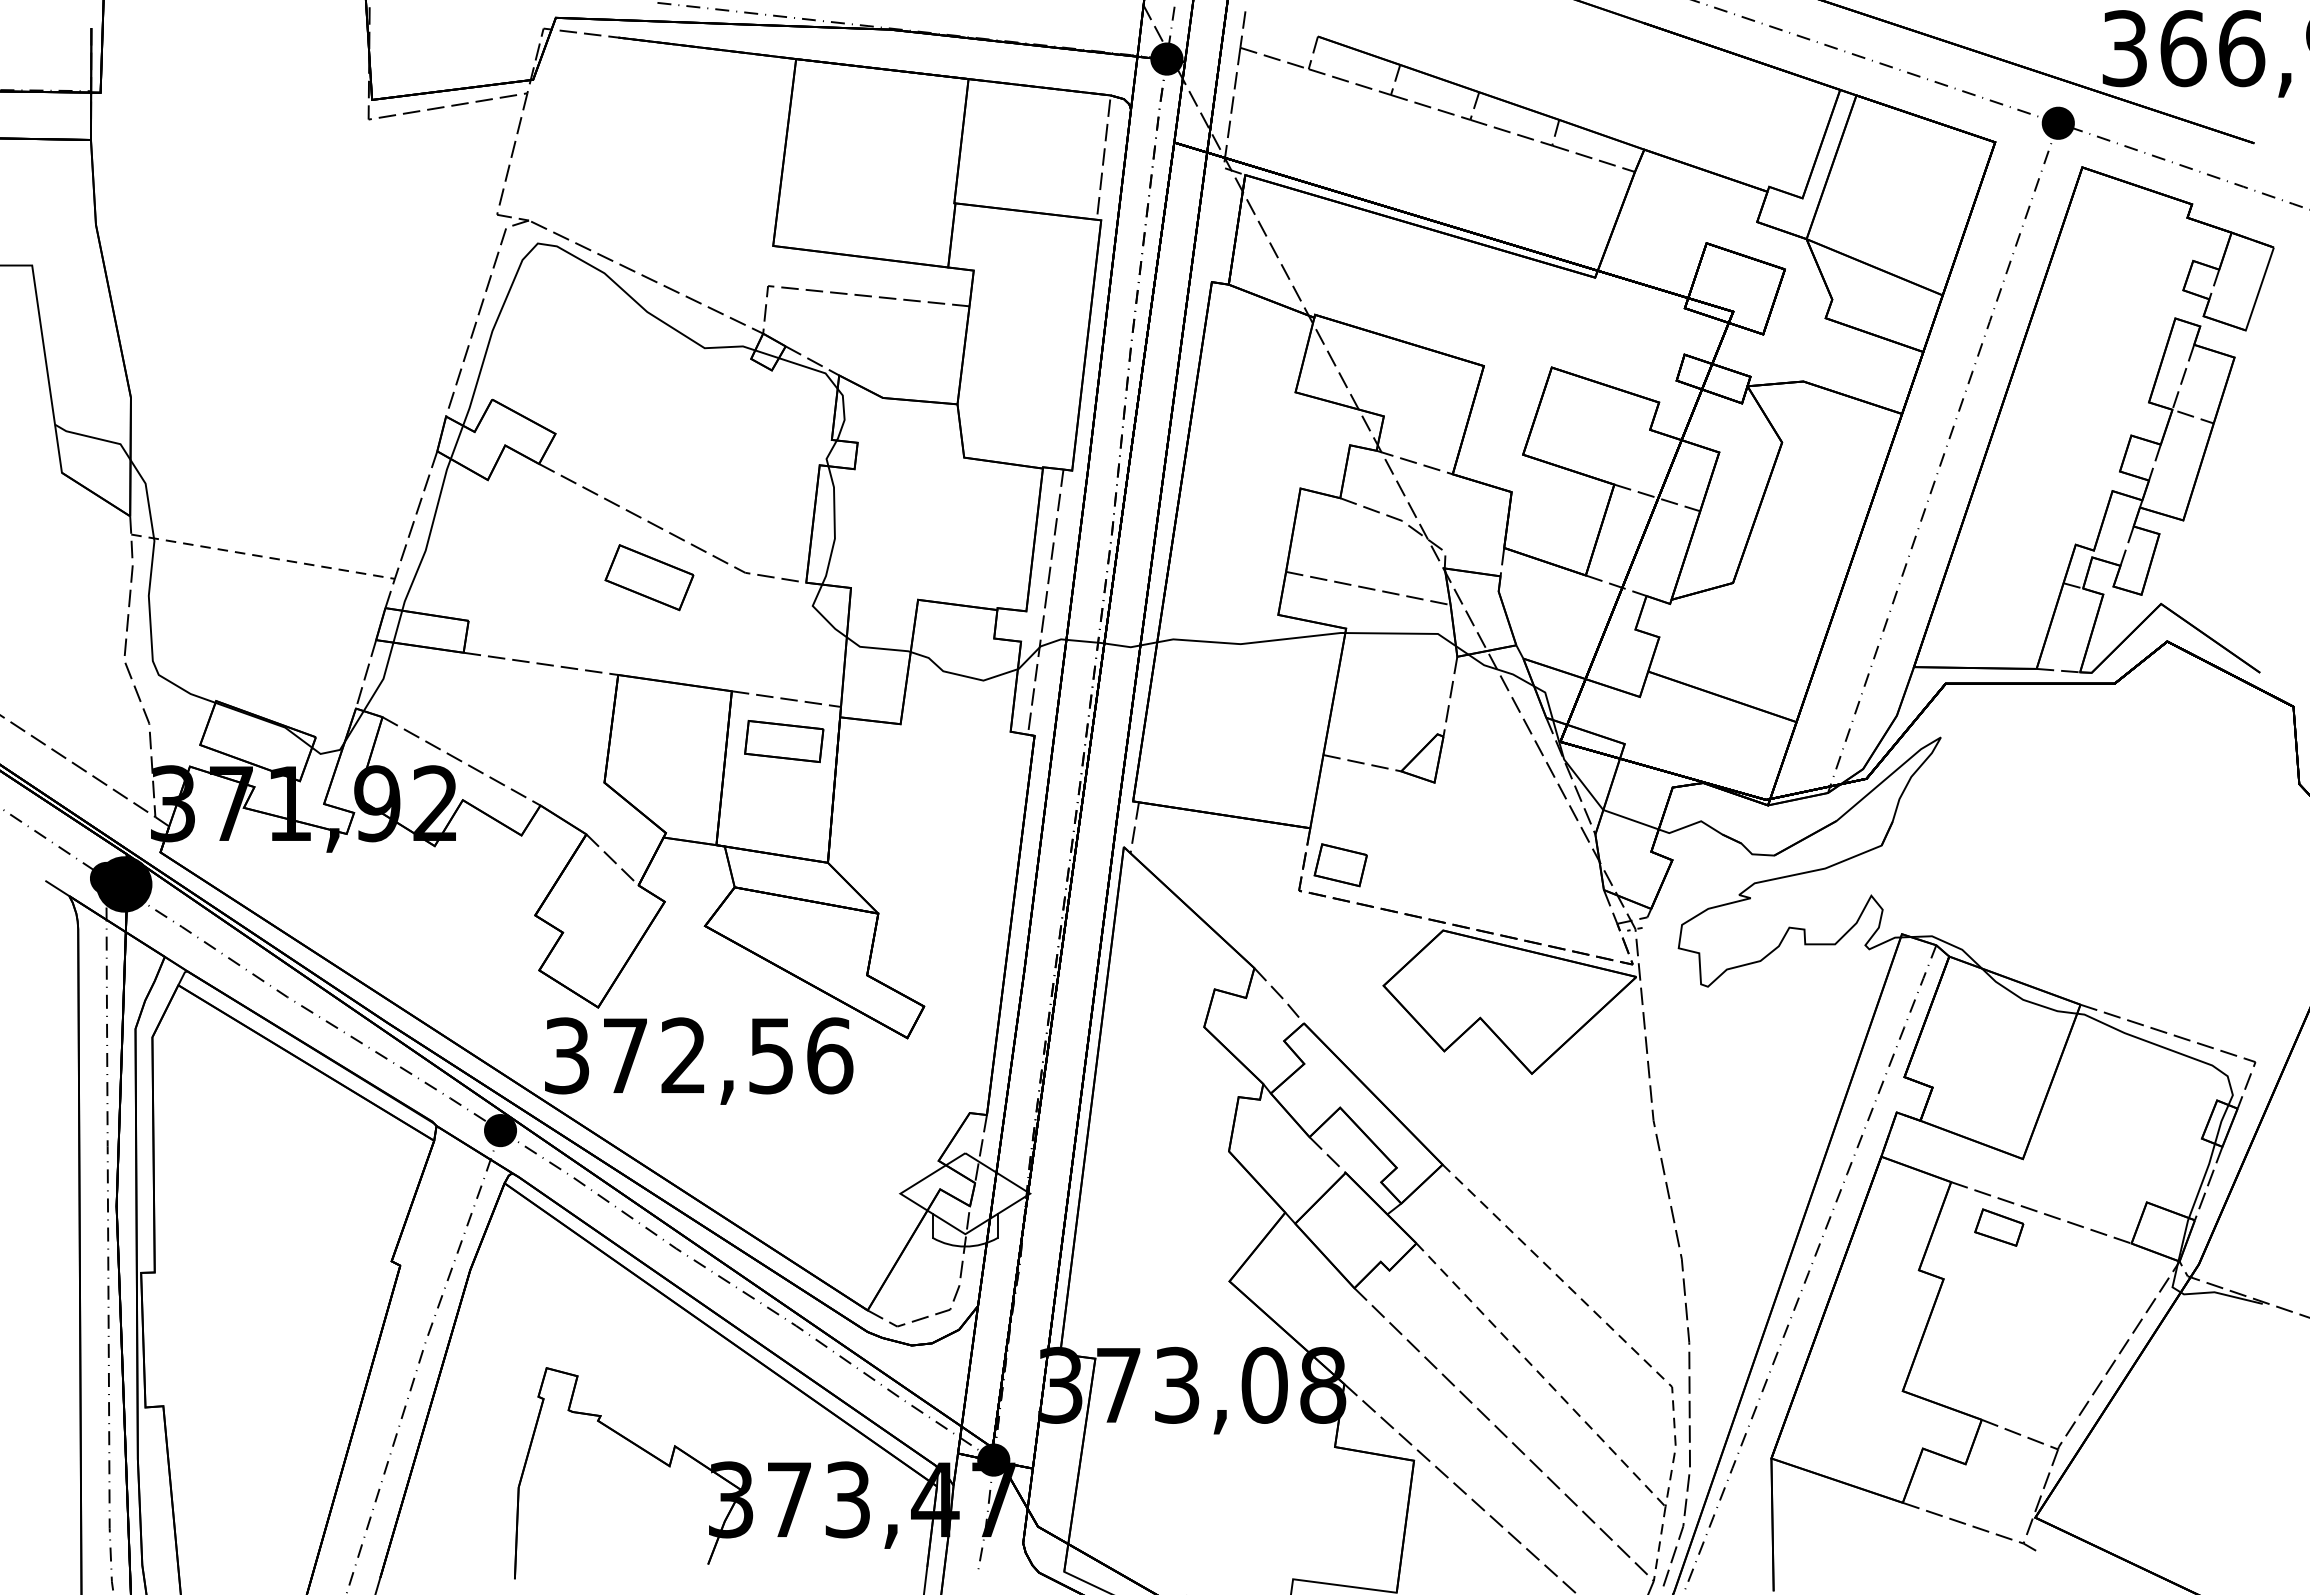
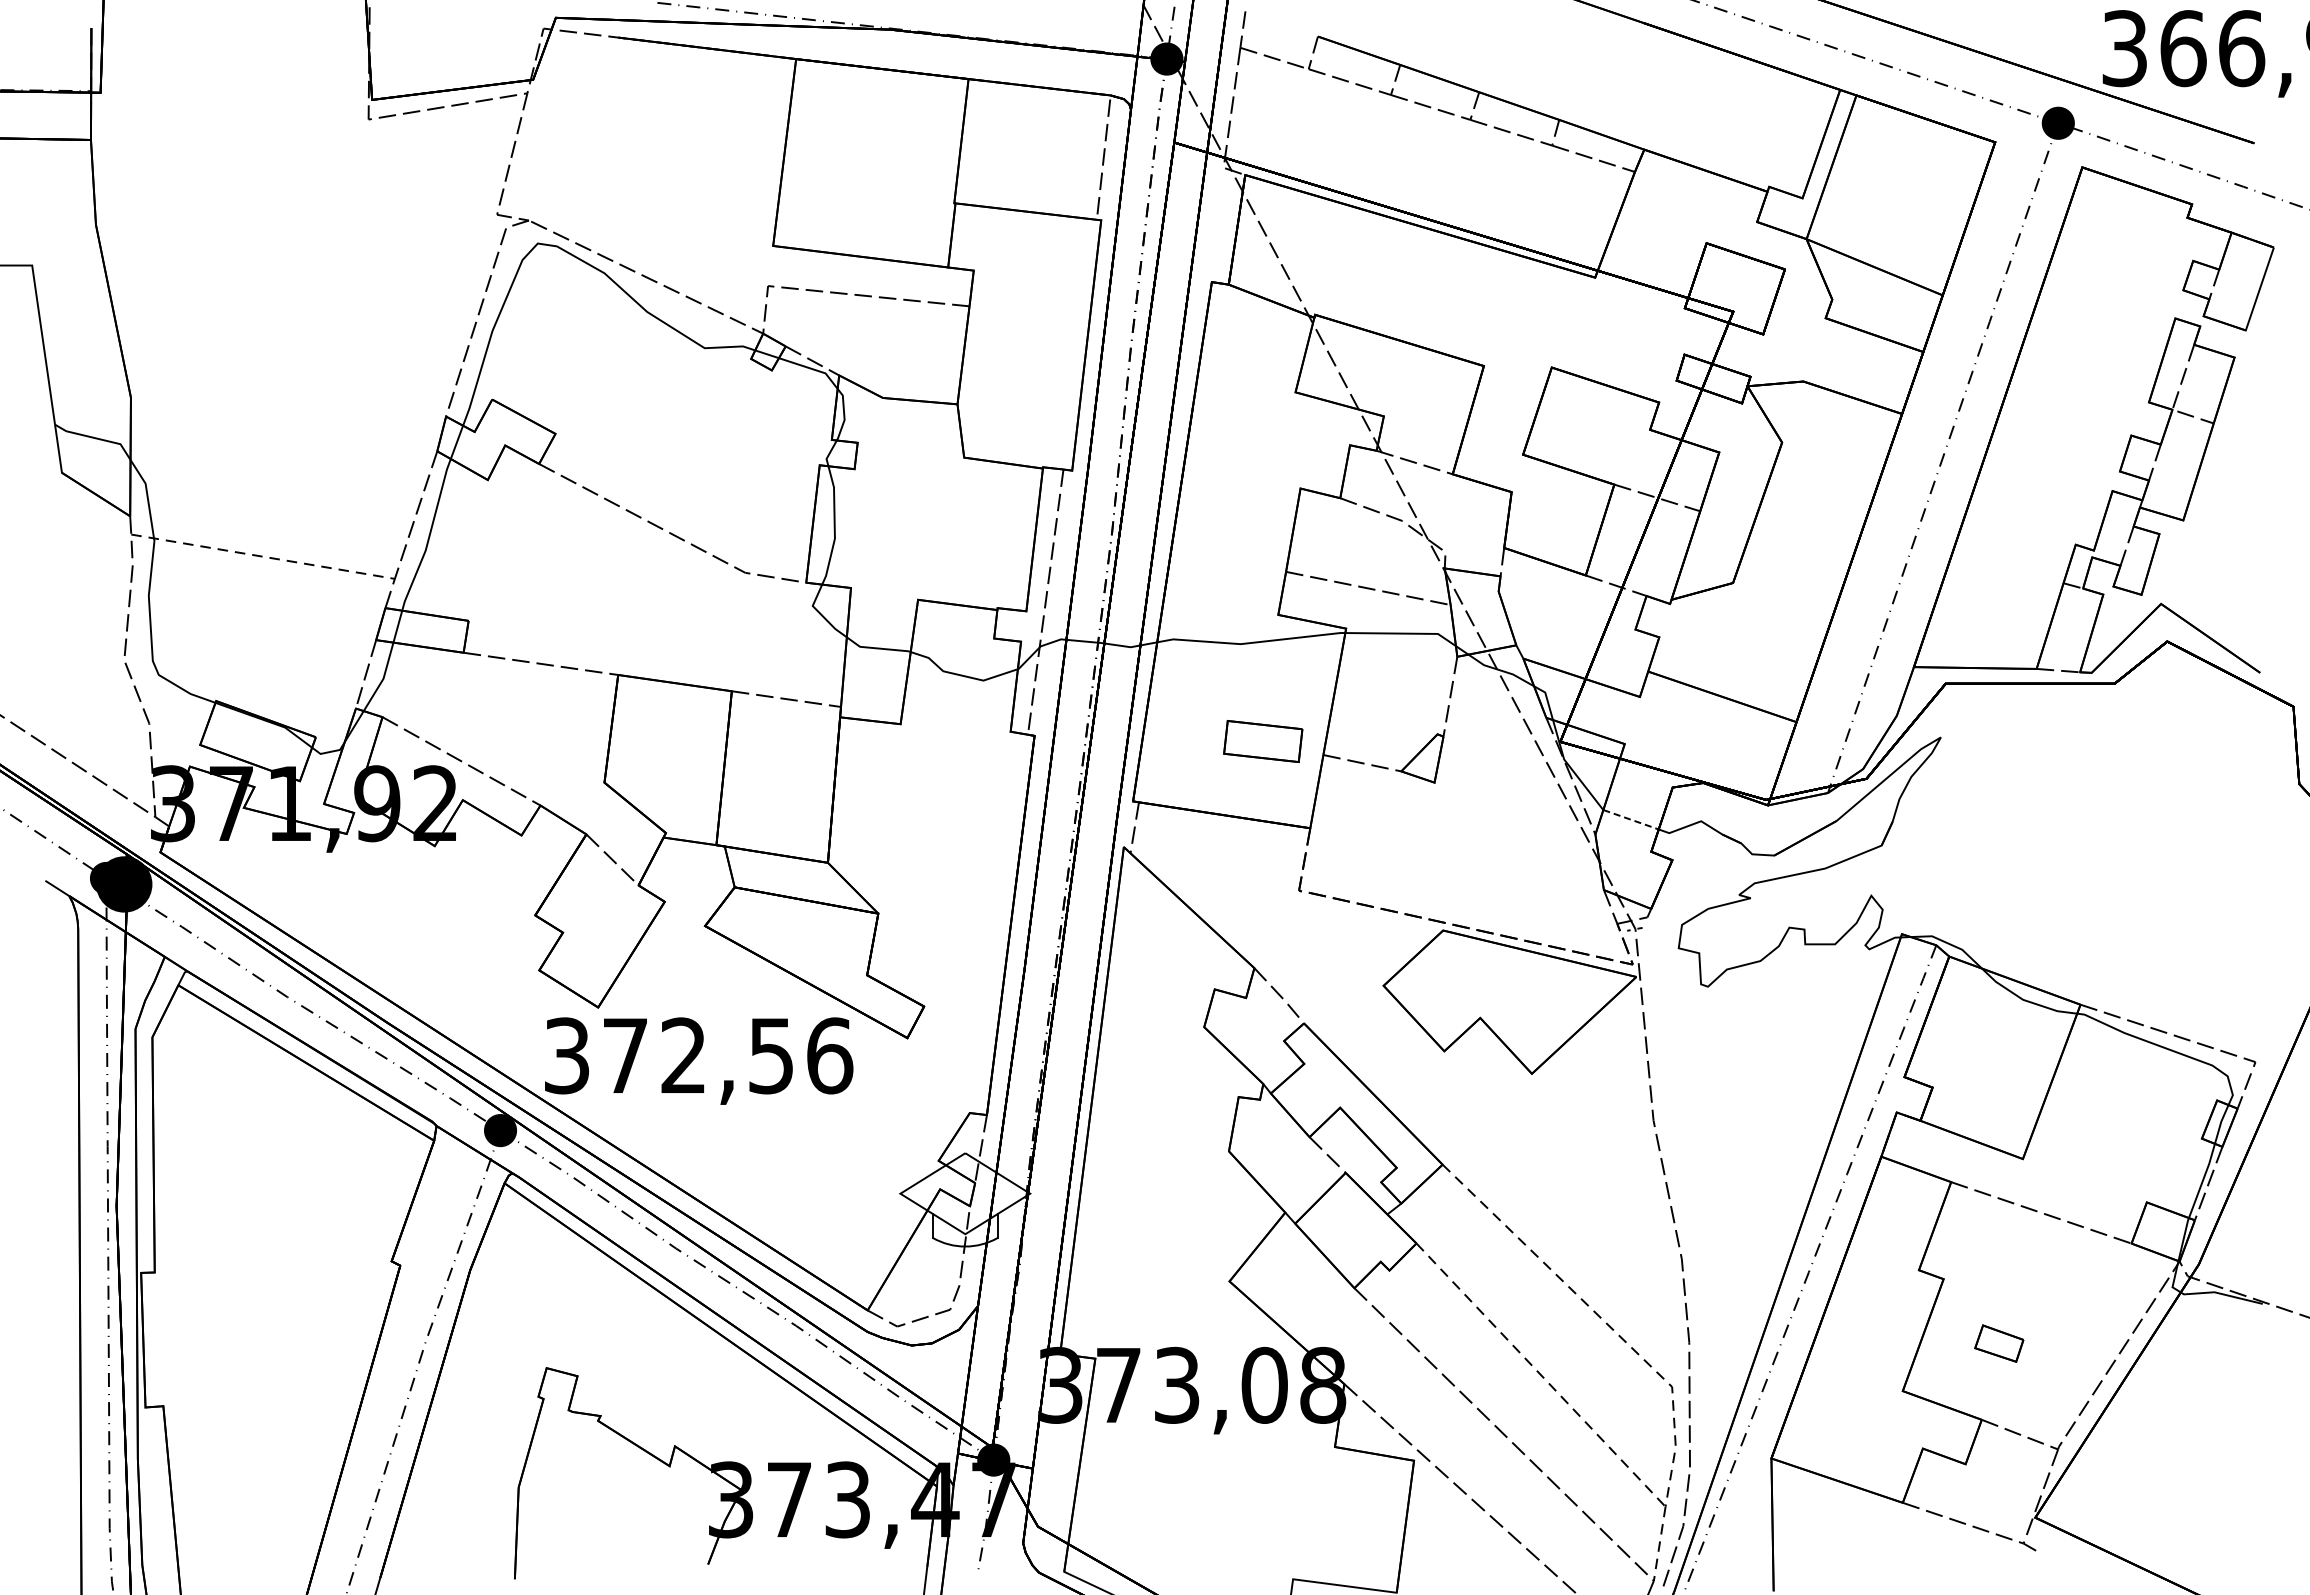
part: present -> none (649, 577)
part position: (784, 741) -> (1263, 741) (1263, 741)
line: solid -> dashed (1631, 819)
part: present -> none (1340, 865)
part position: (1999, 1227) -> (1999, 1343) (1999, 1343)
